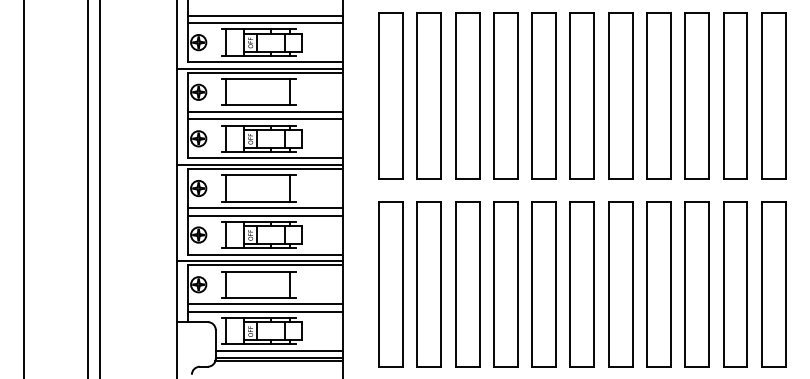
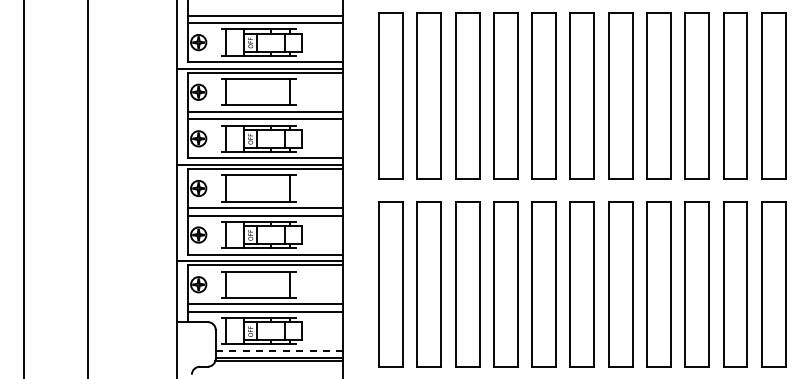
line: present -> none (100, 188)
line: solid -> dashed (279, 350)
